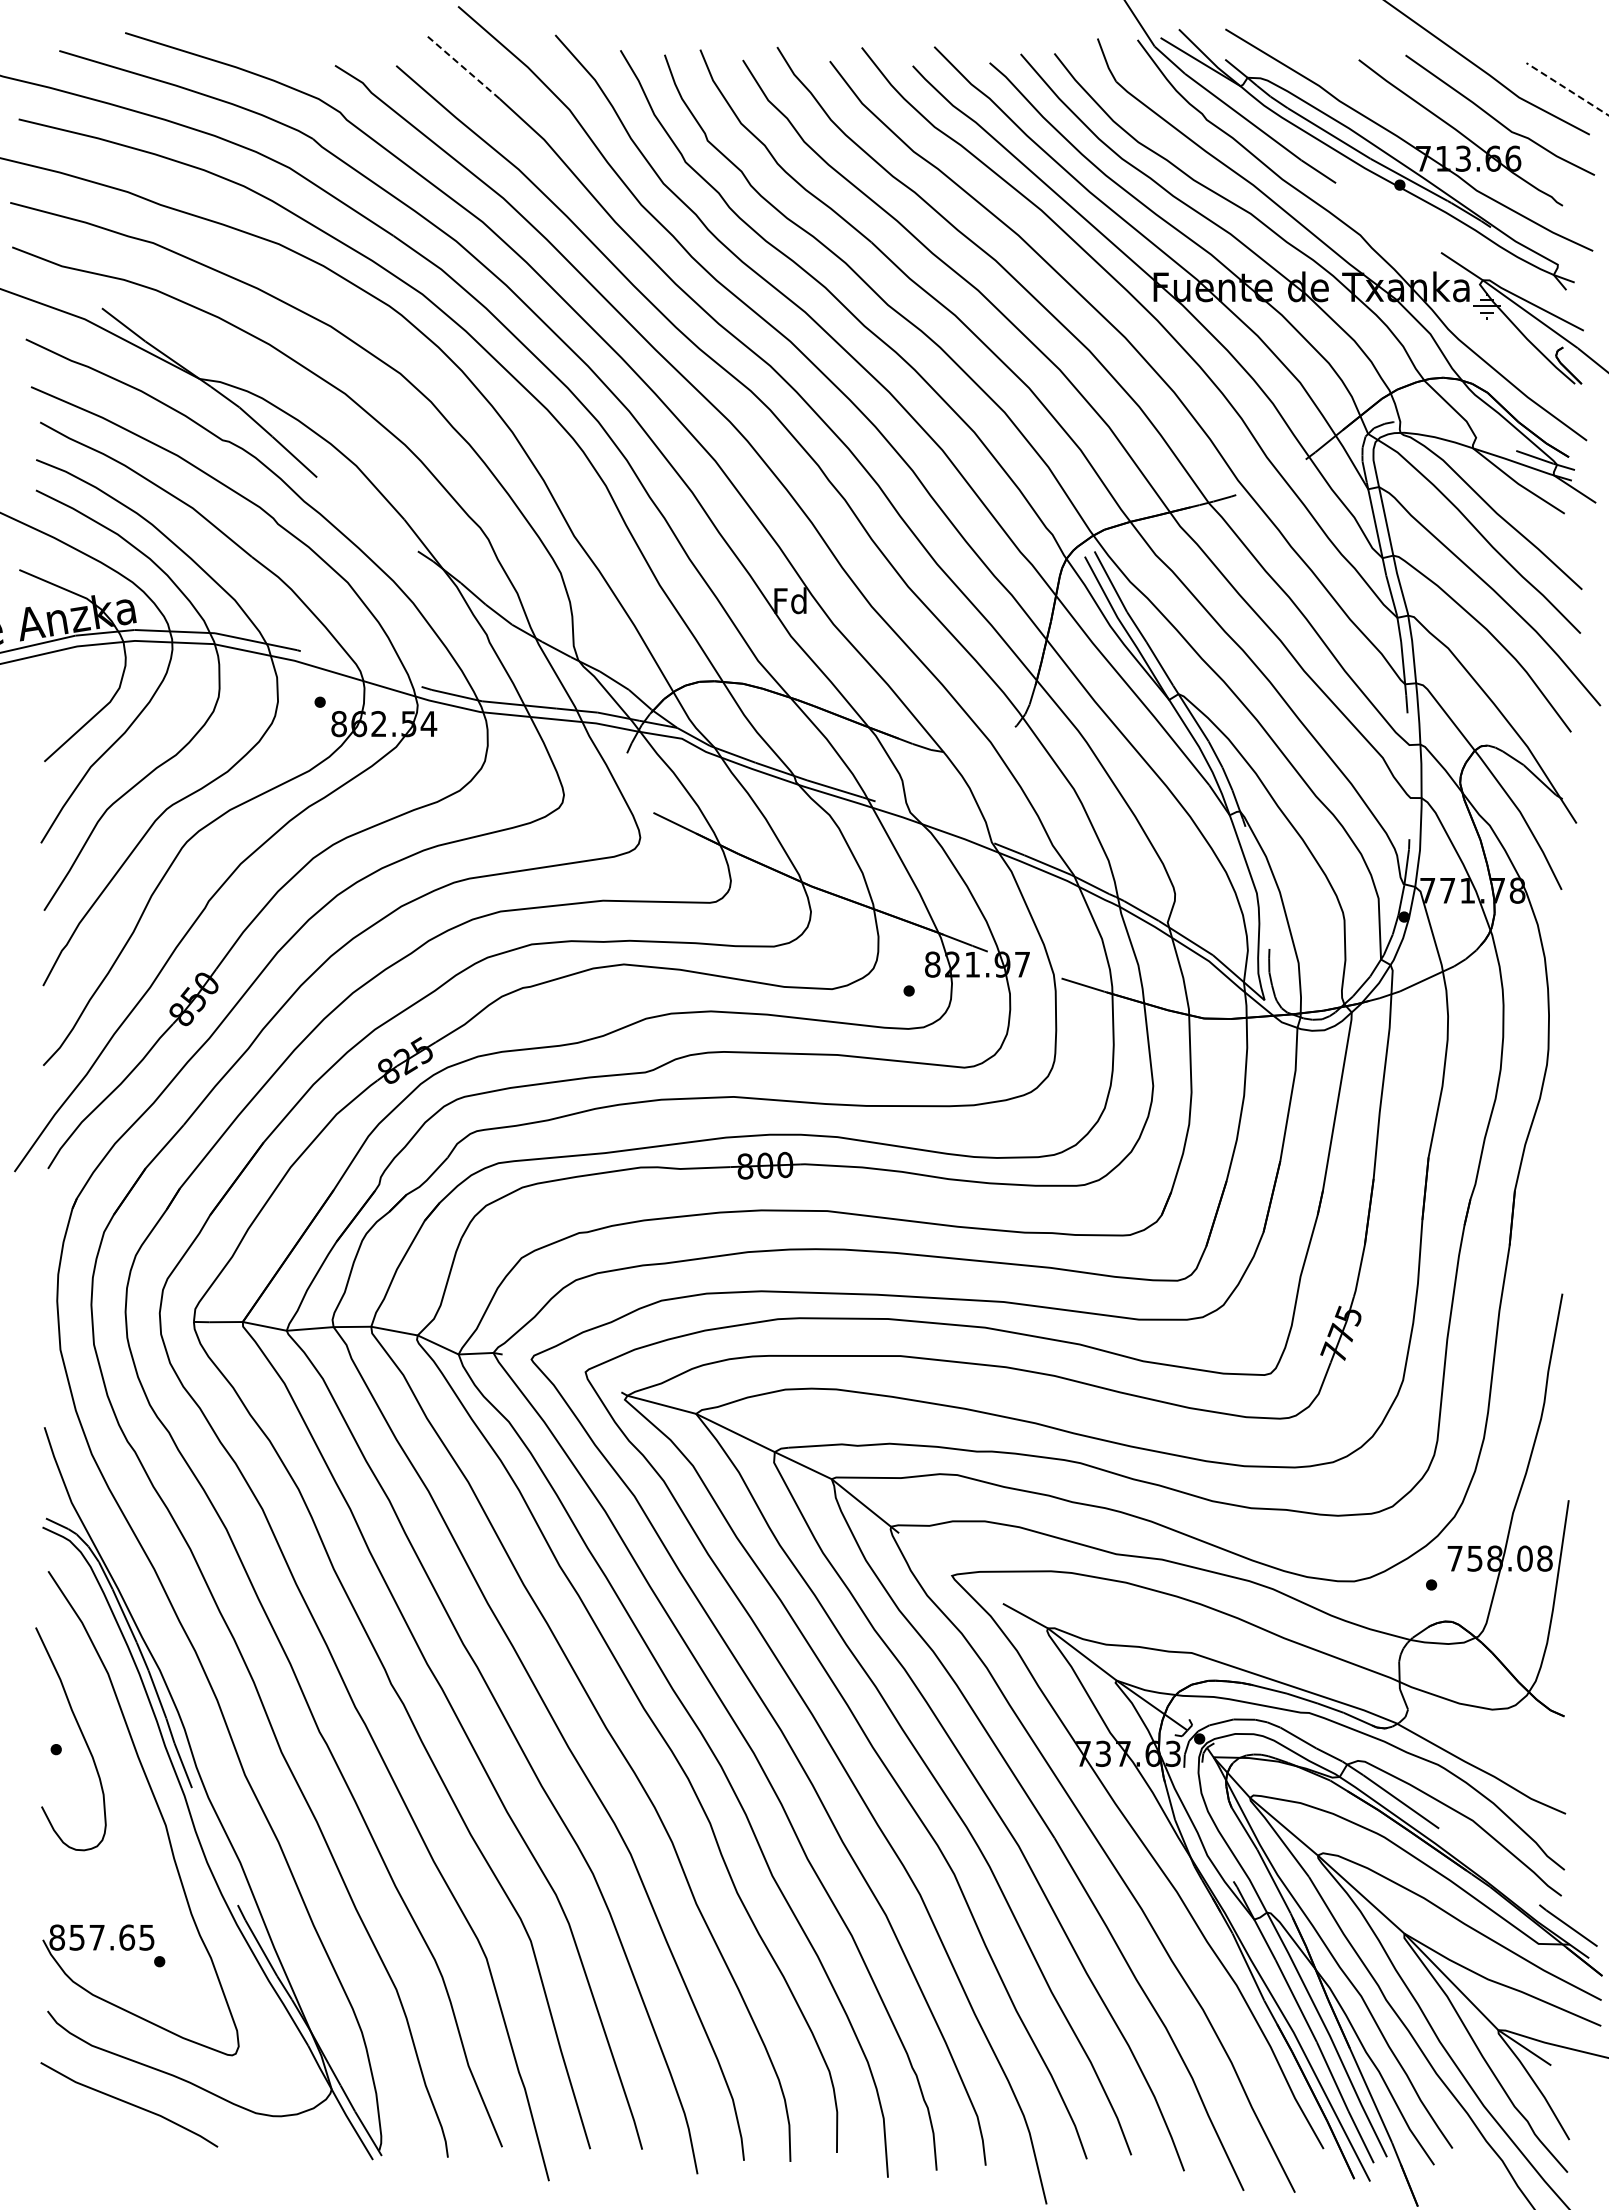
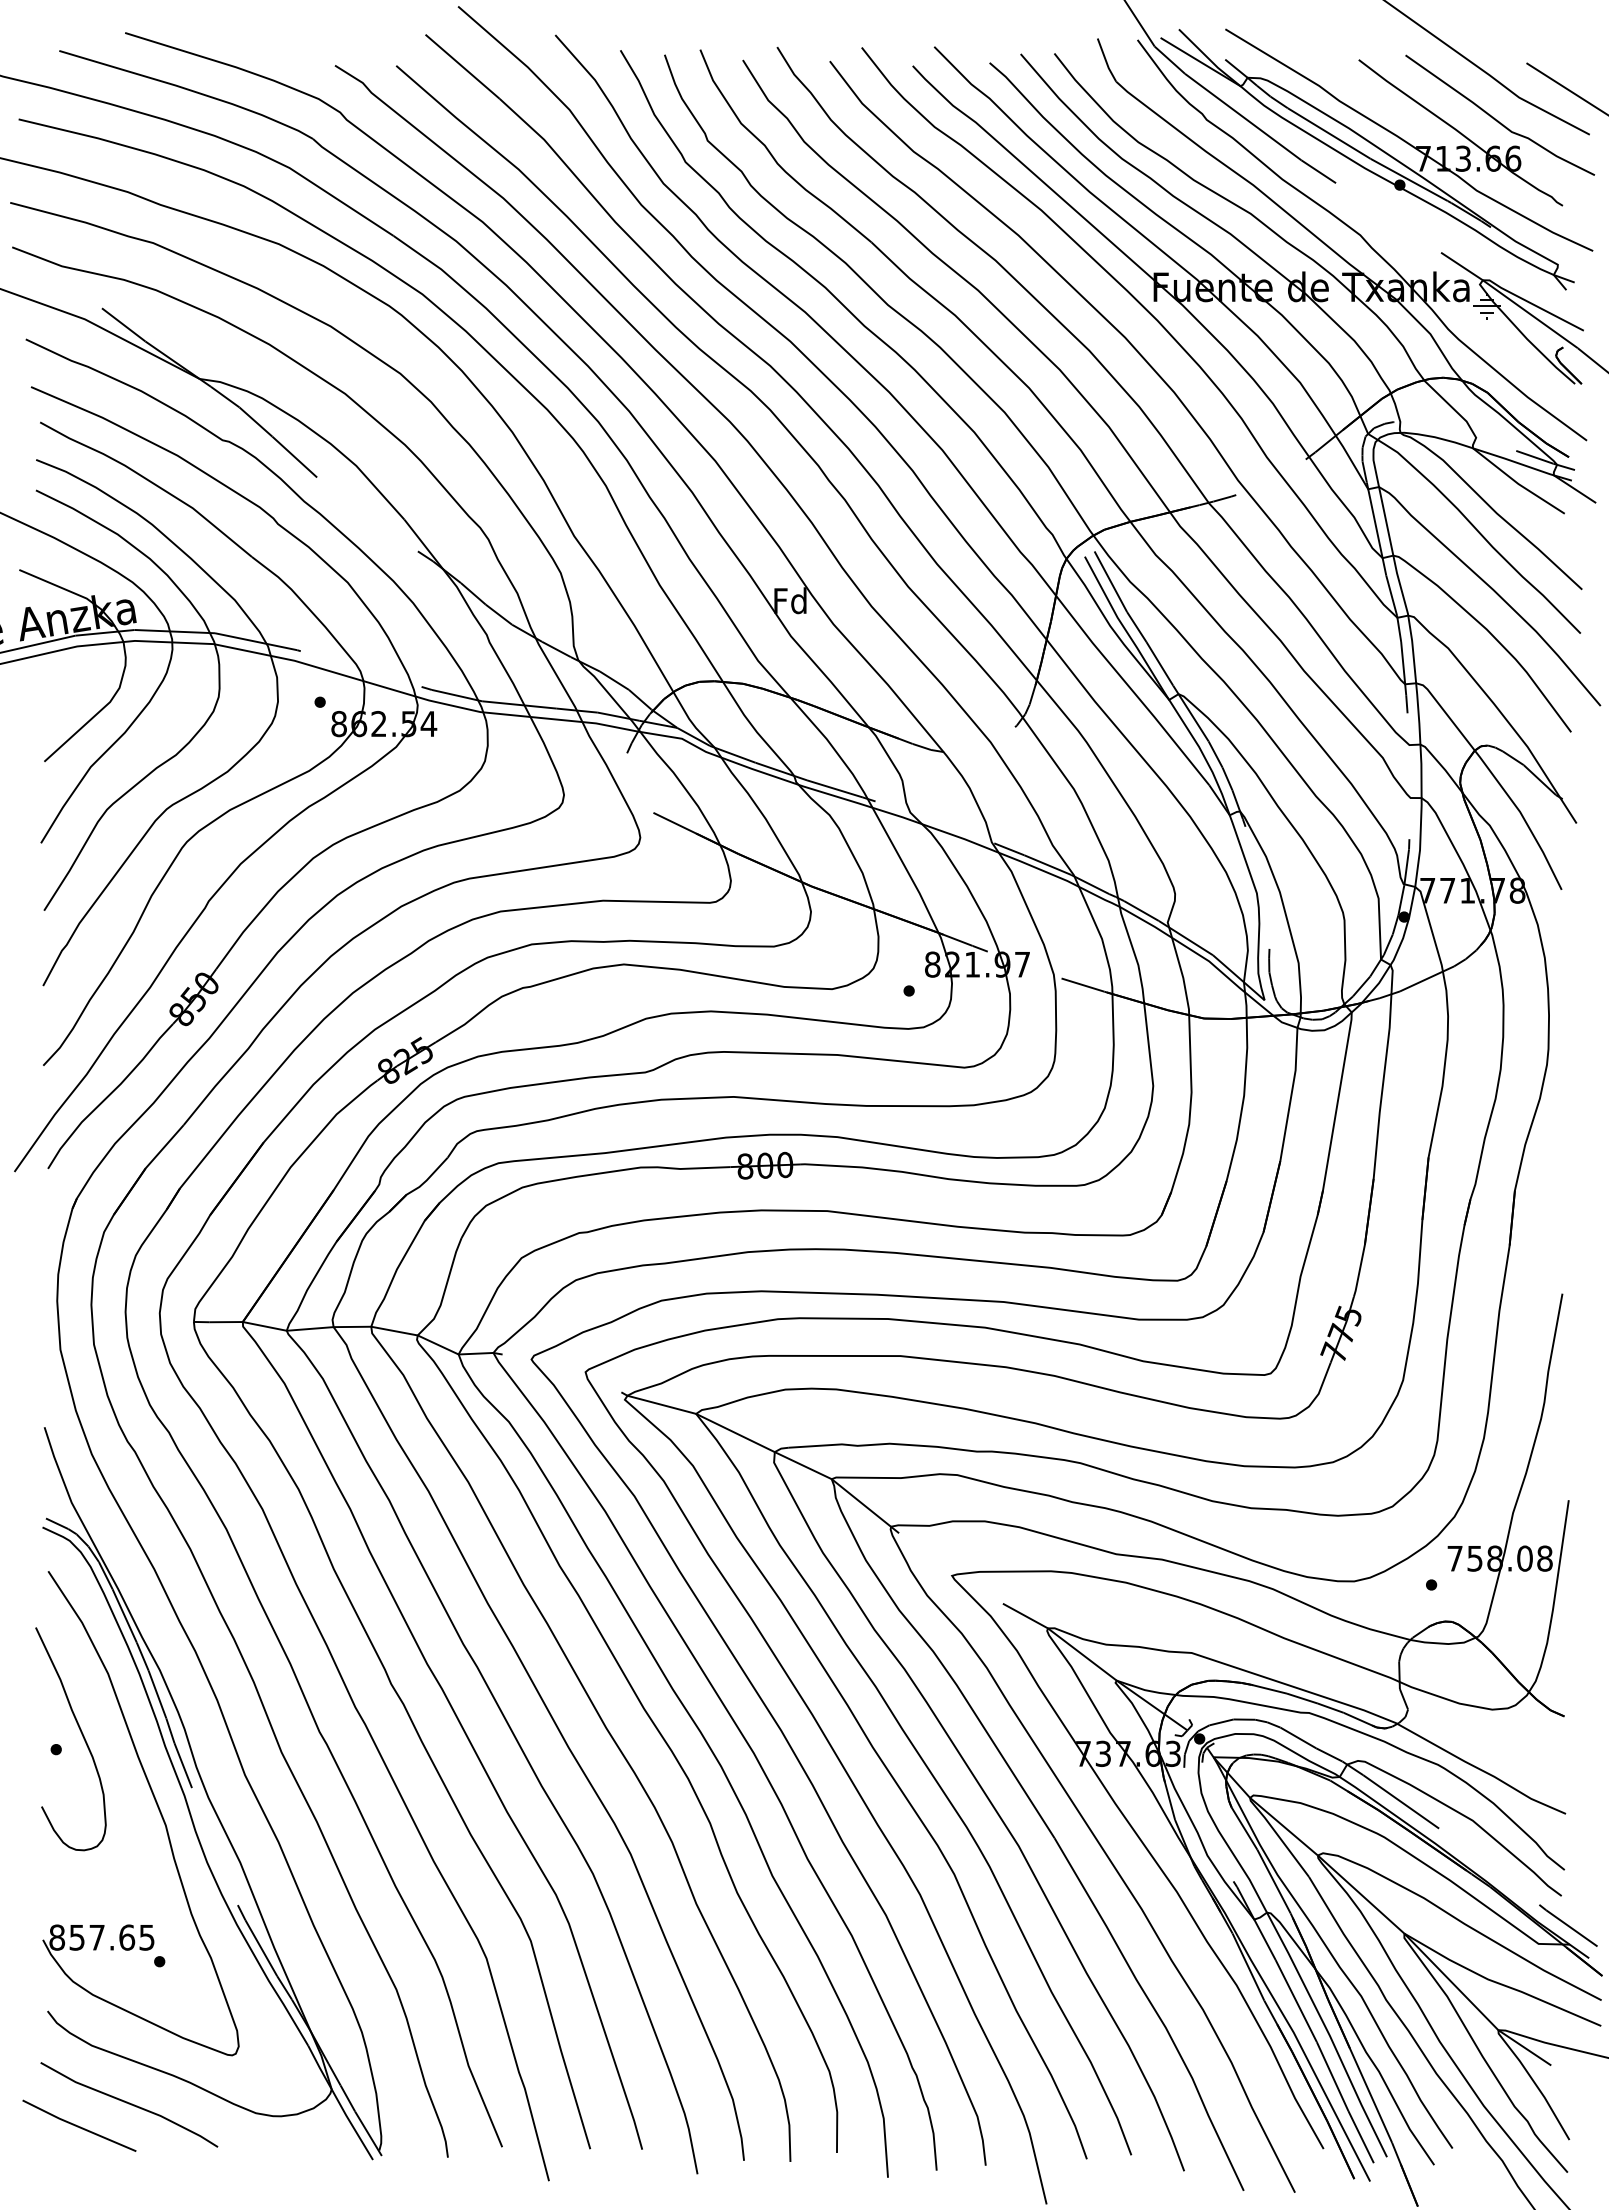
line: dashed -> solid (462, 66)
line: dashed -> solid (1567, 89)
line: none -> present (78, 2125)
